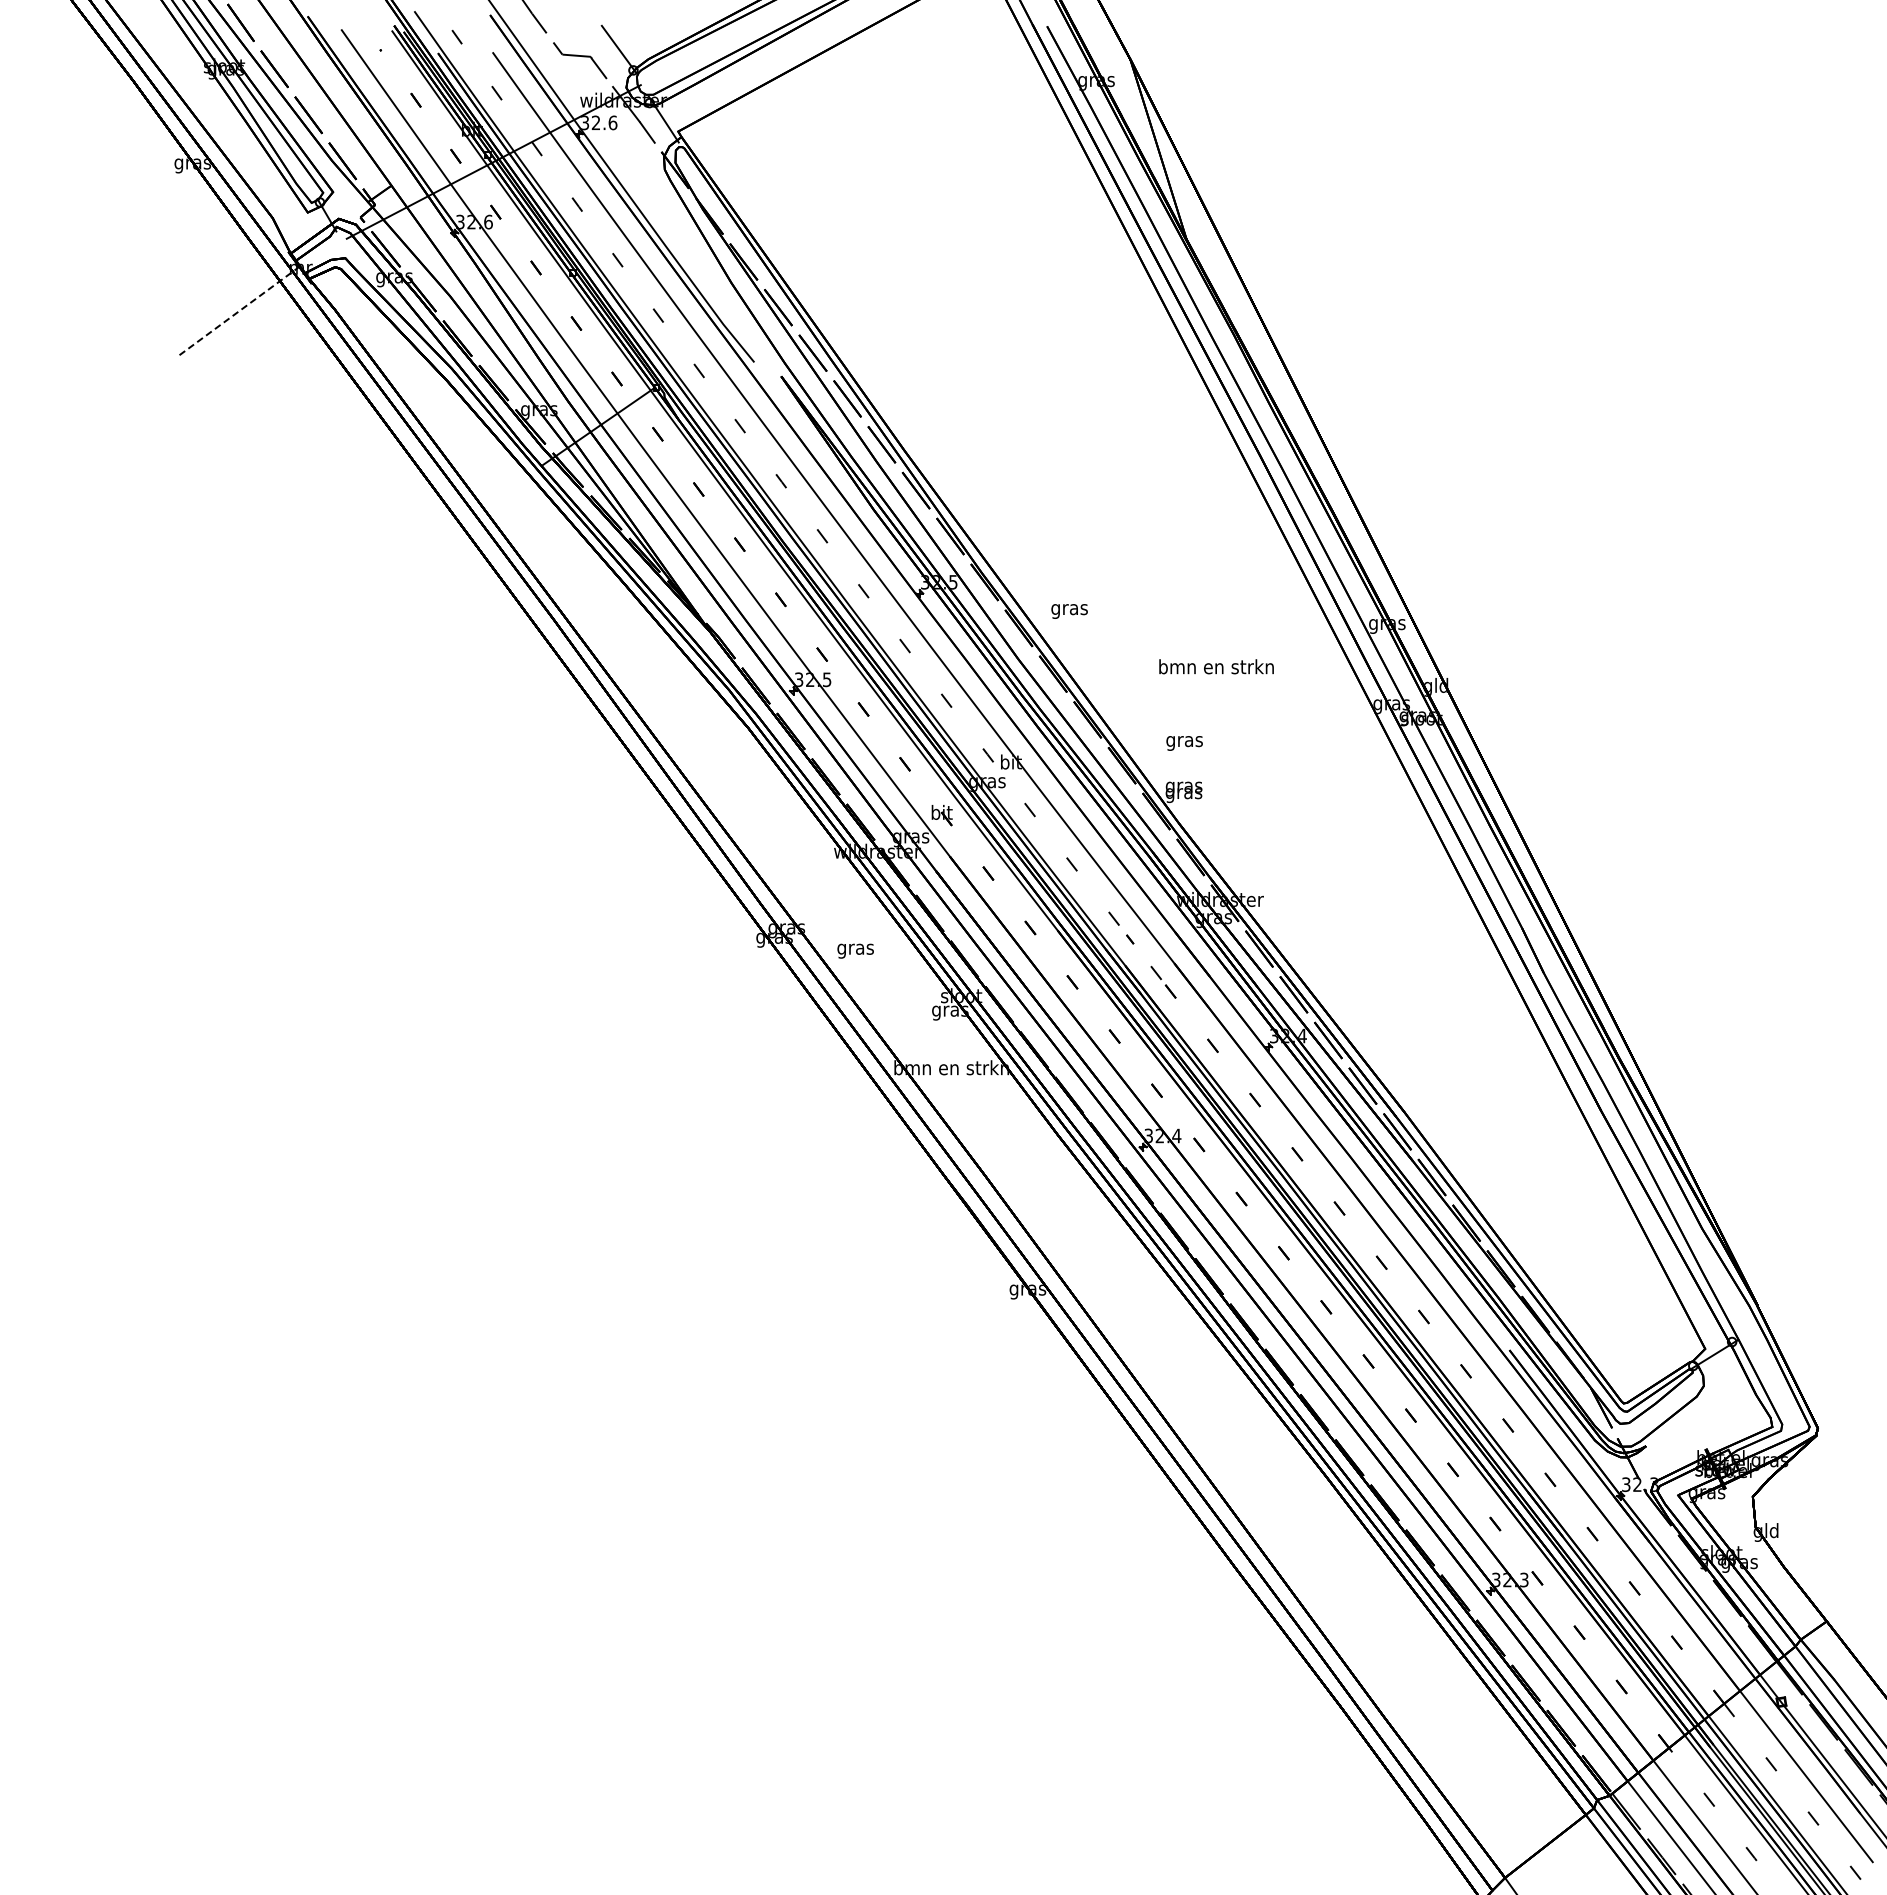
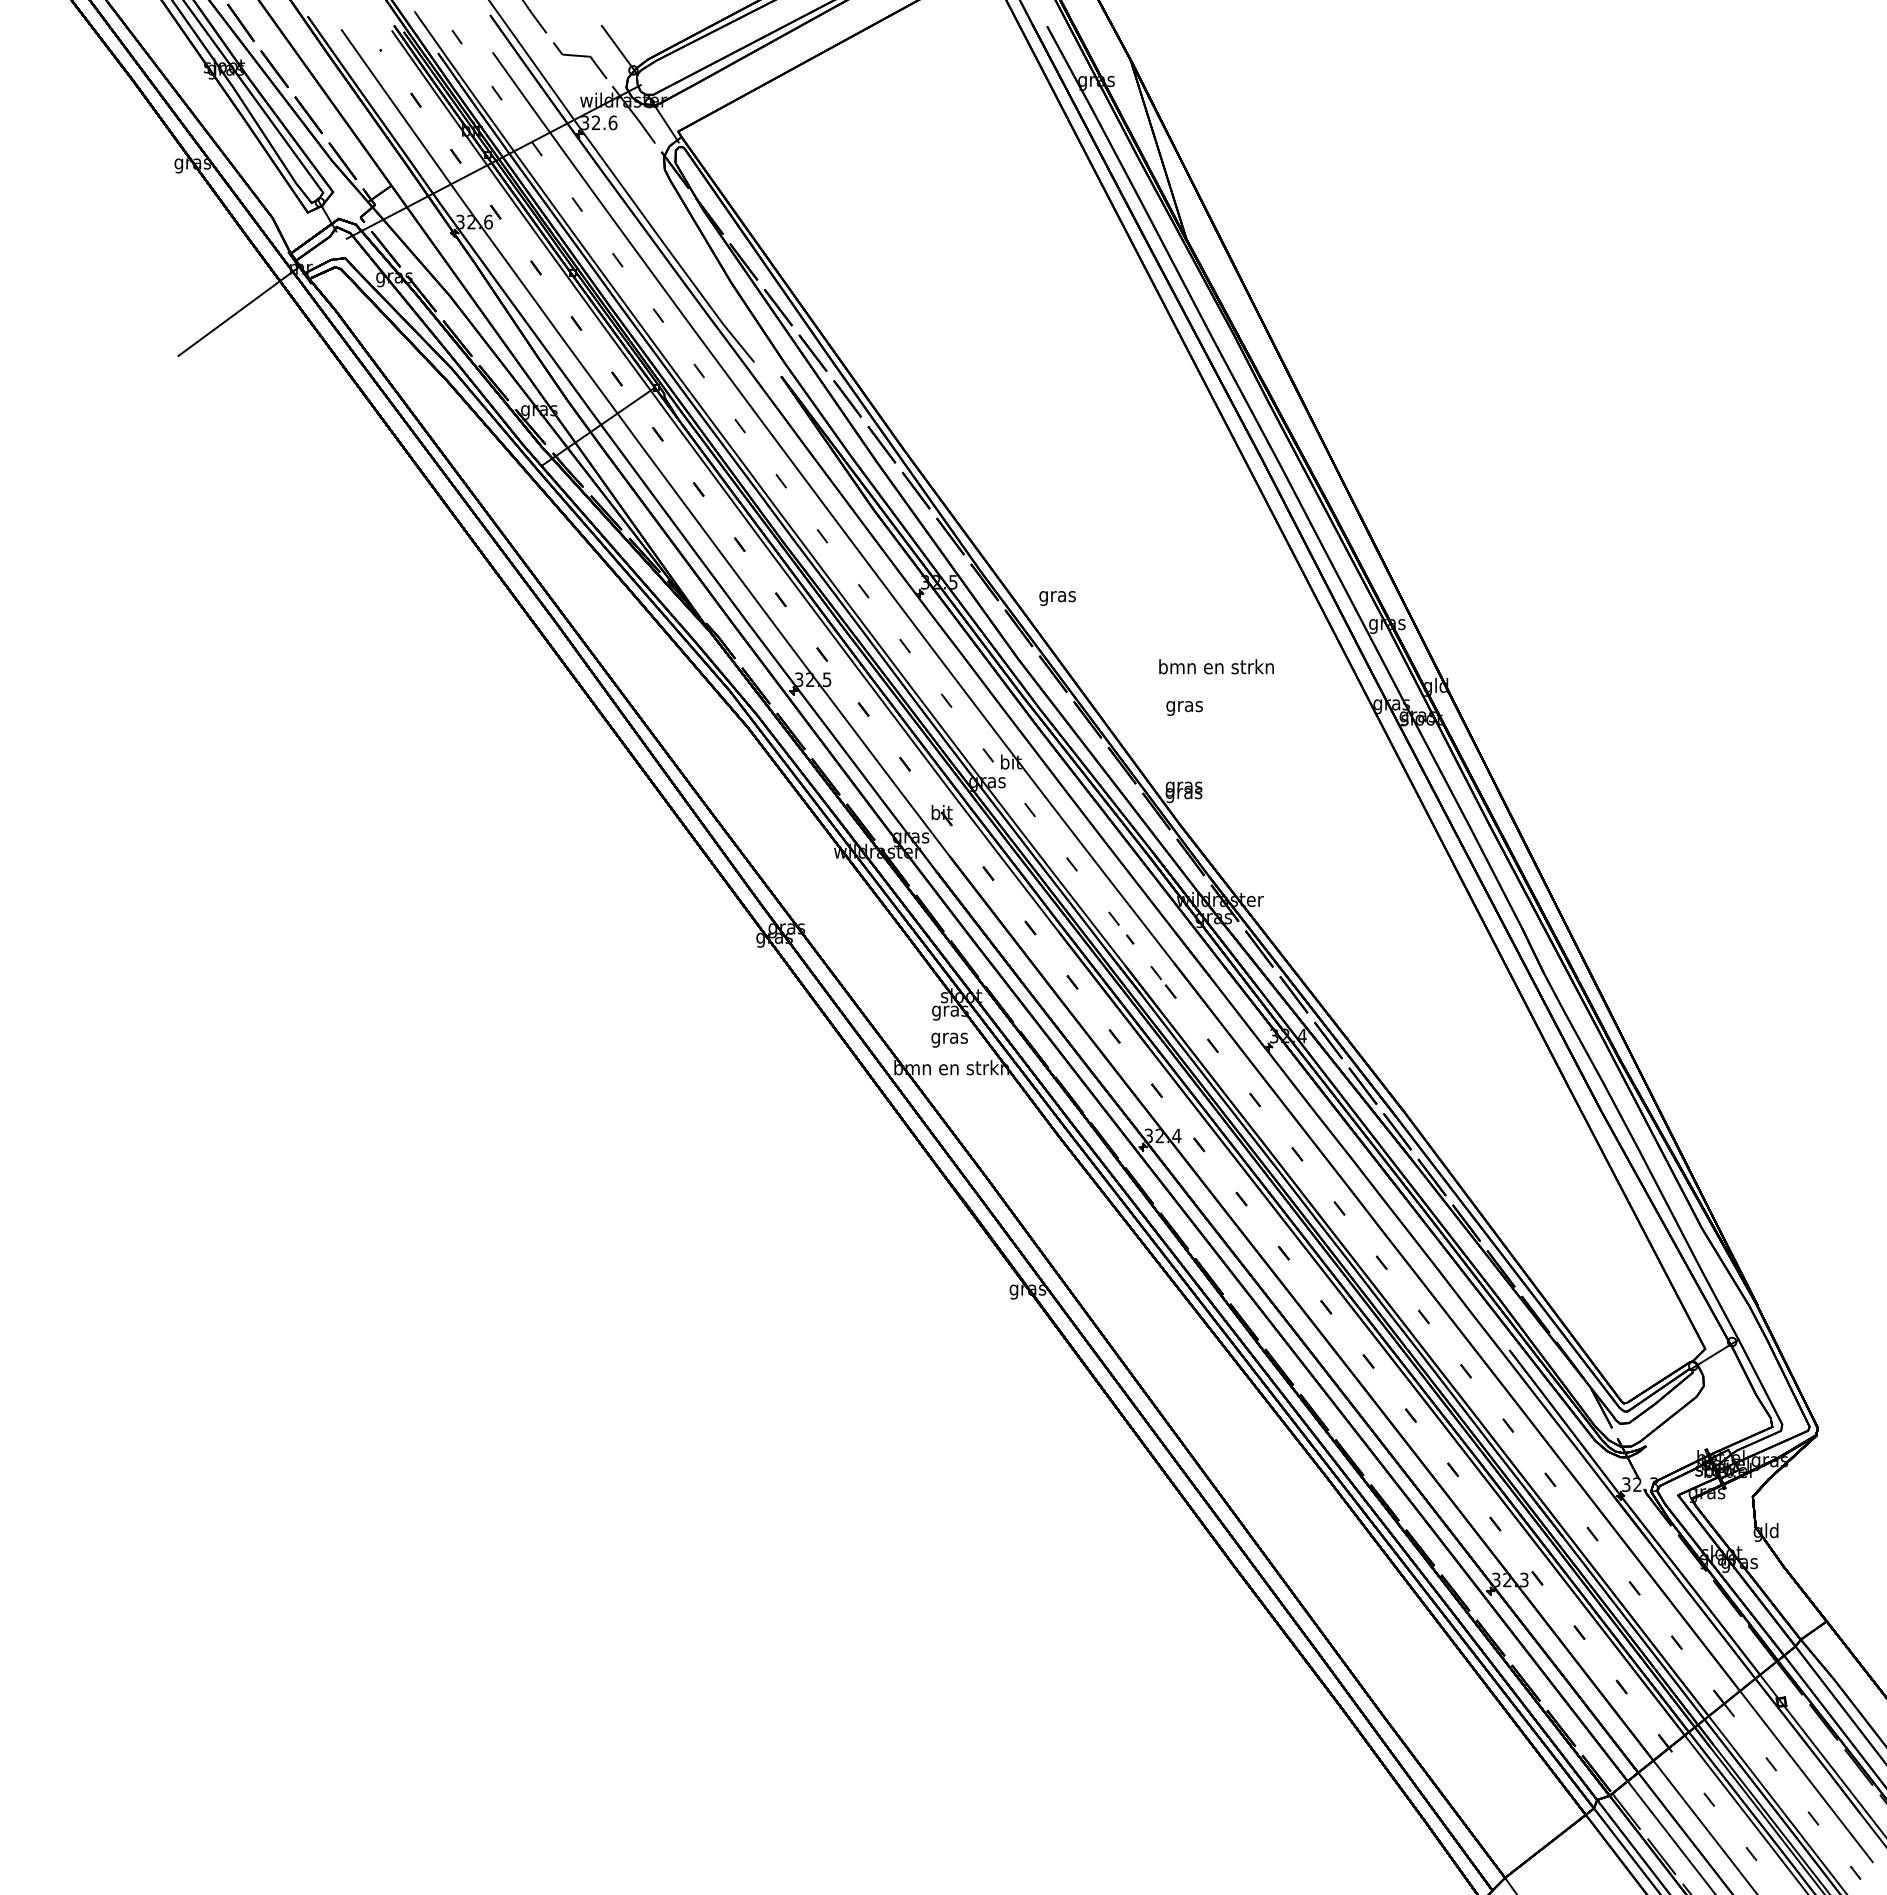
line: dashed -> solid (239, 311)
text position: (1069, 611) -> (1057, 598) (1057, 598)
text position: (1184, 743) -> (1184, 708) (1184, 708)
text position: (855, 950) -> (949, 1039) (949, 1039)
